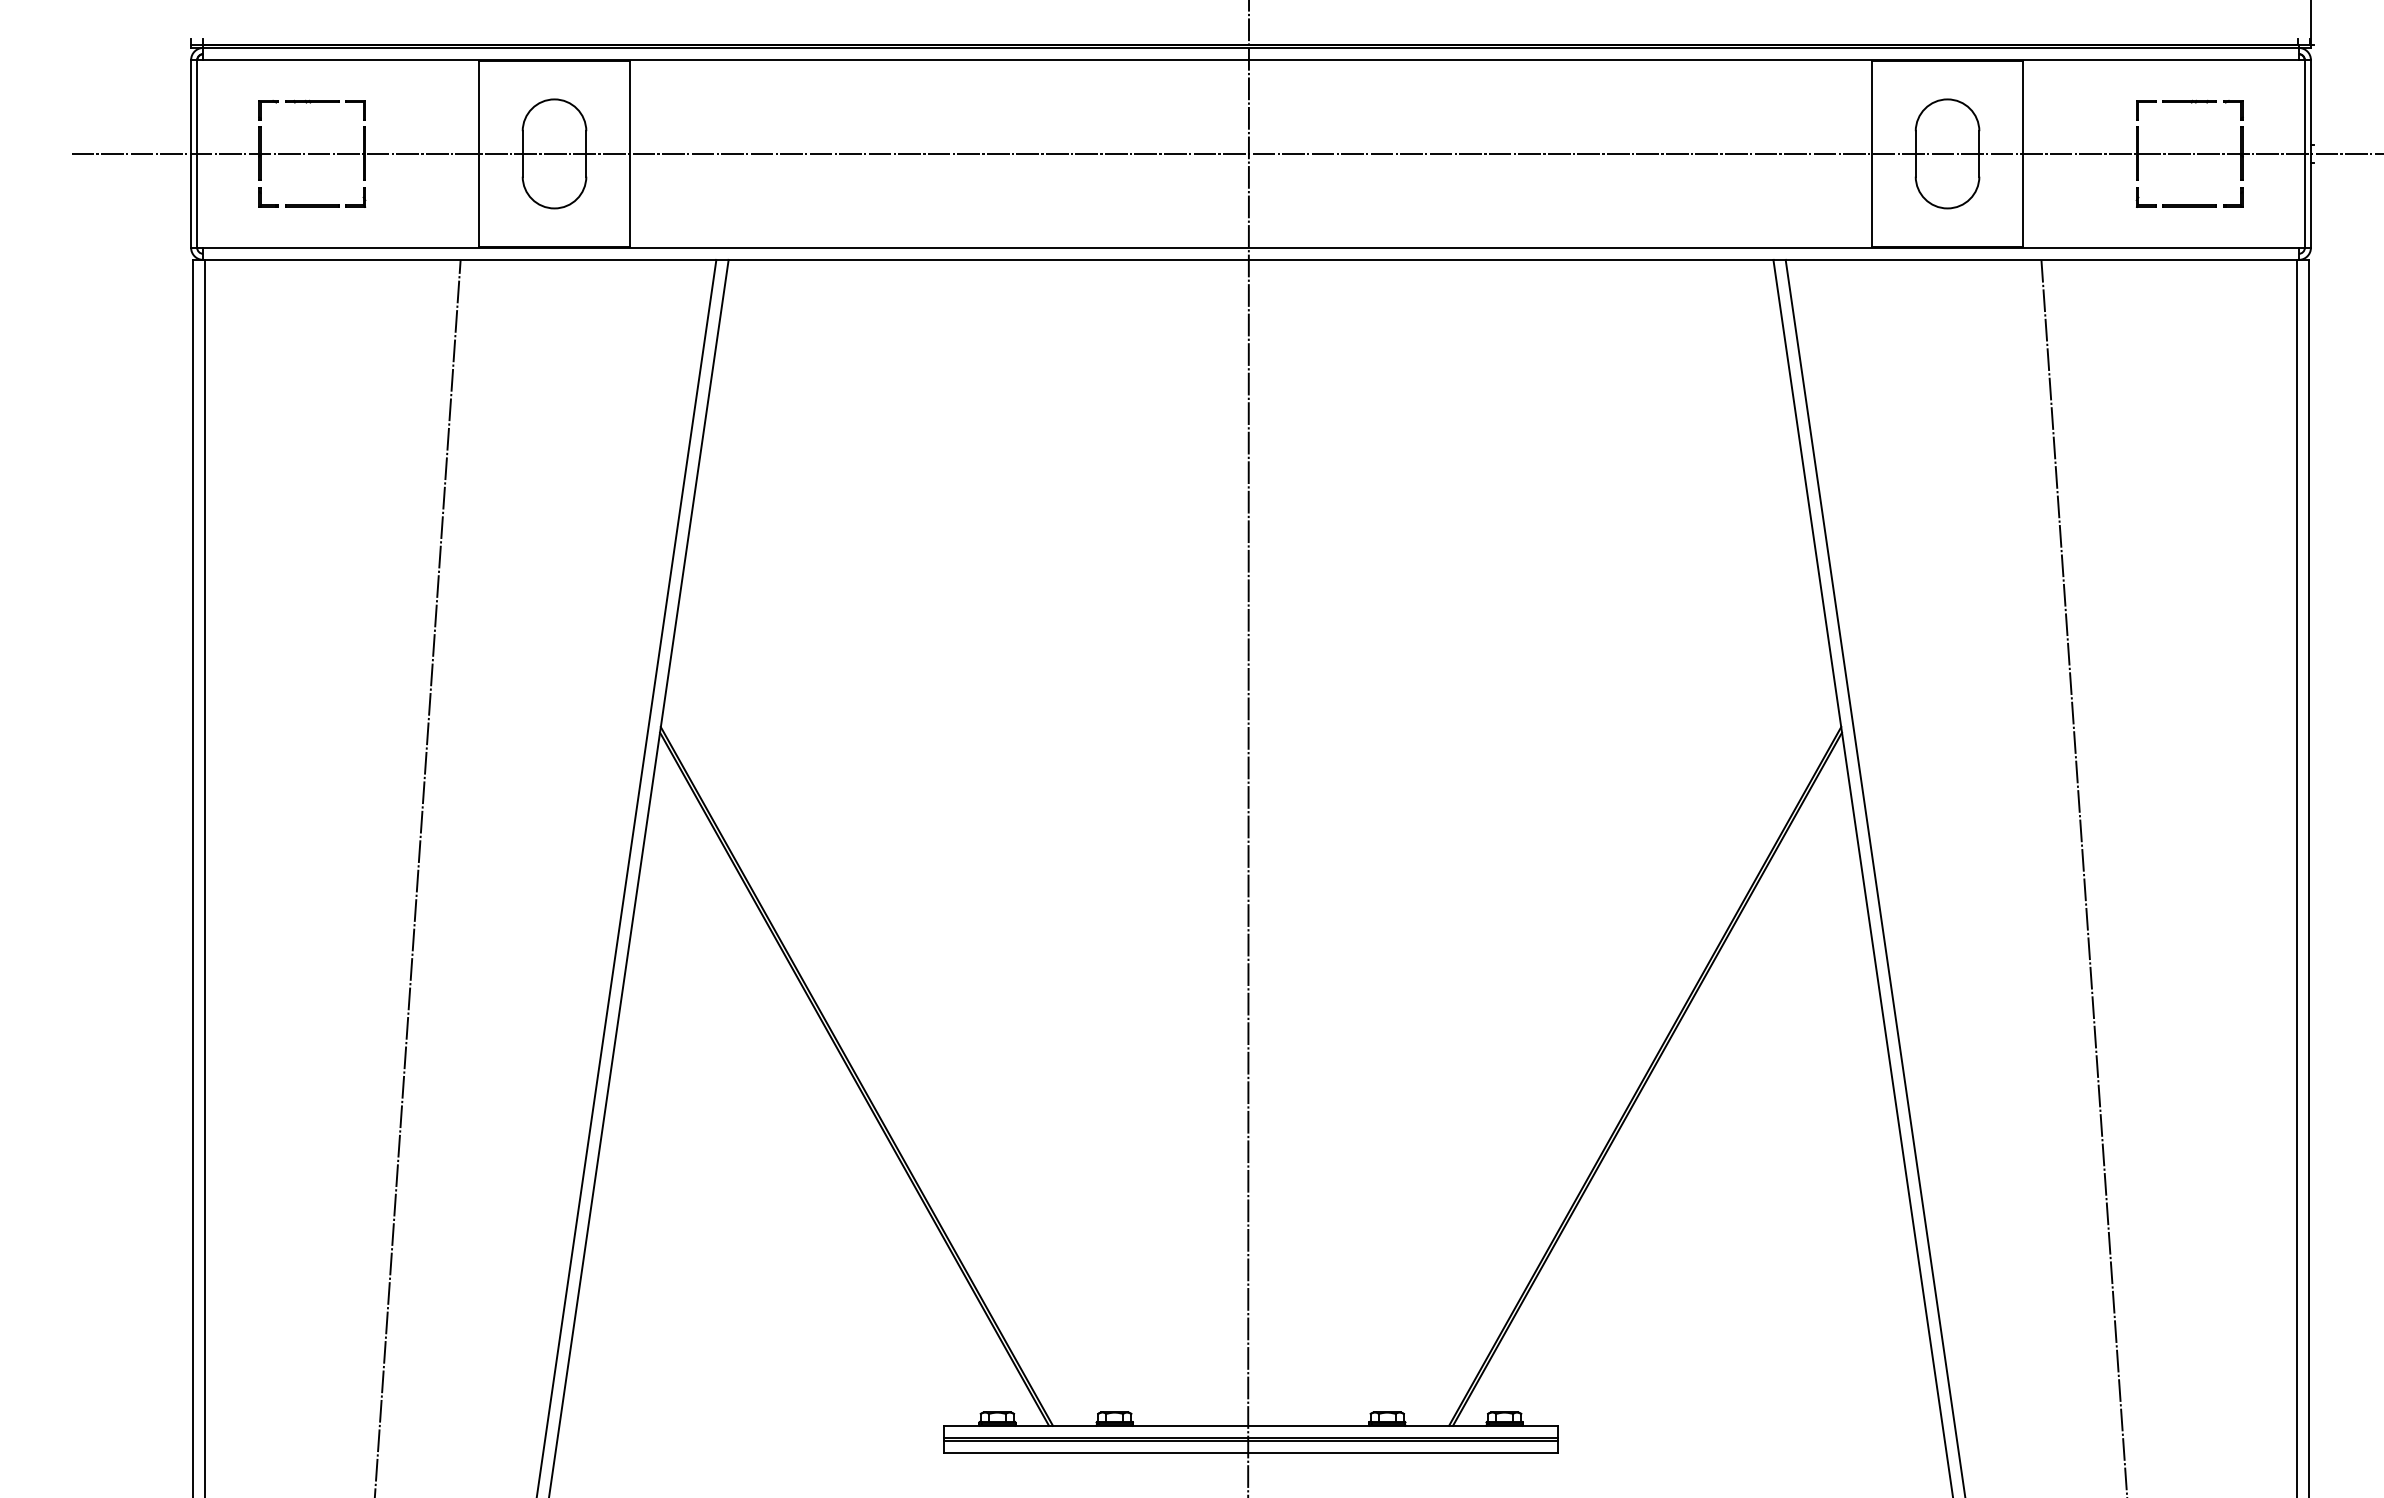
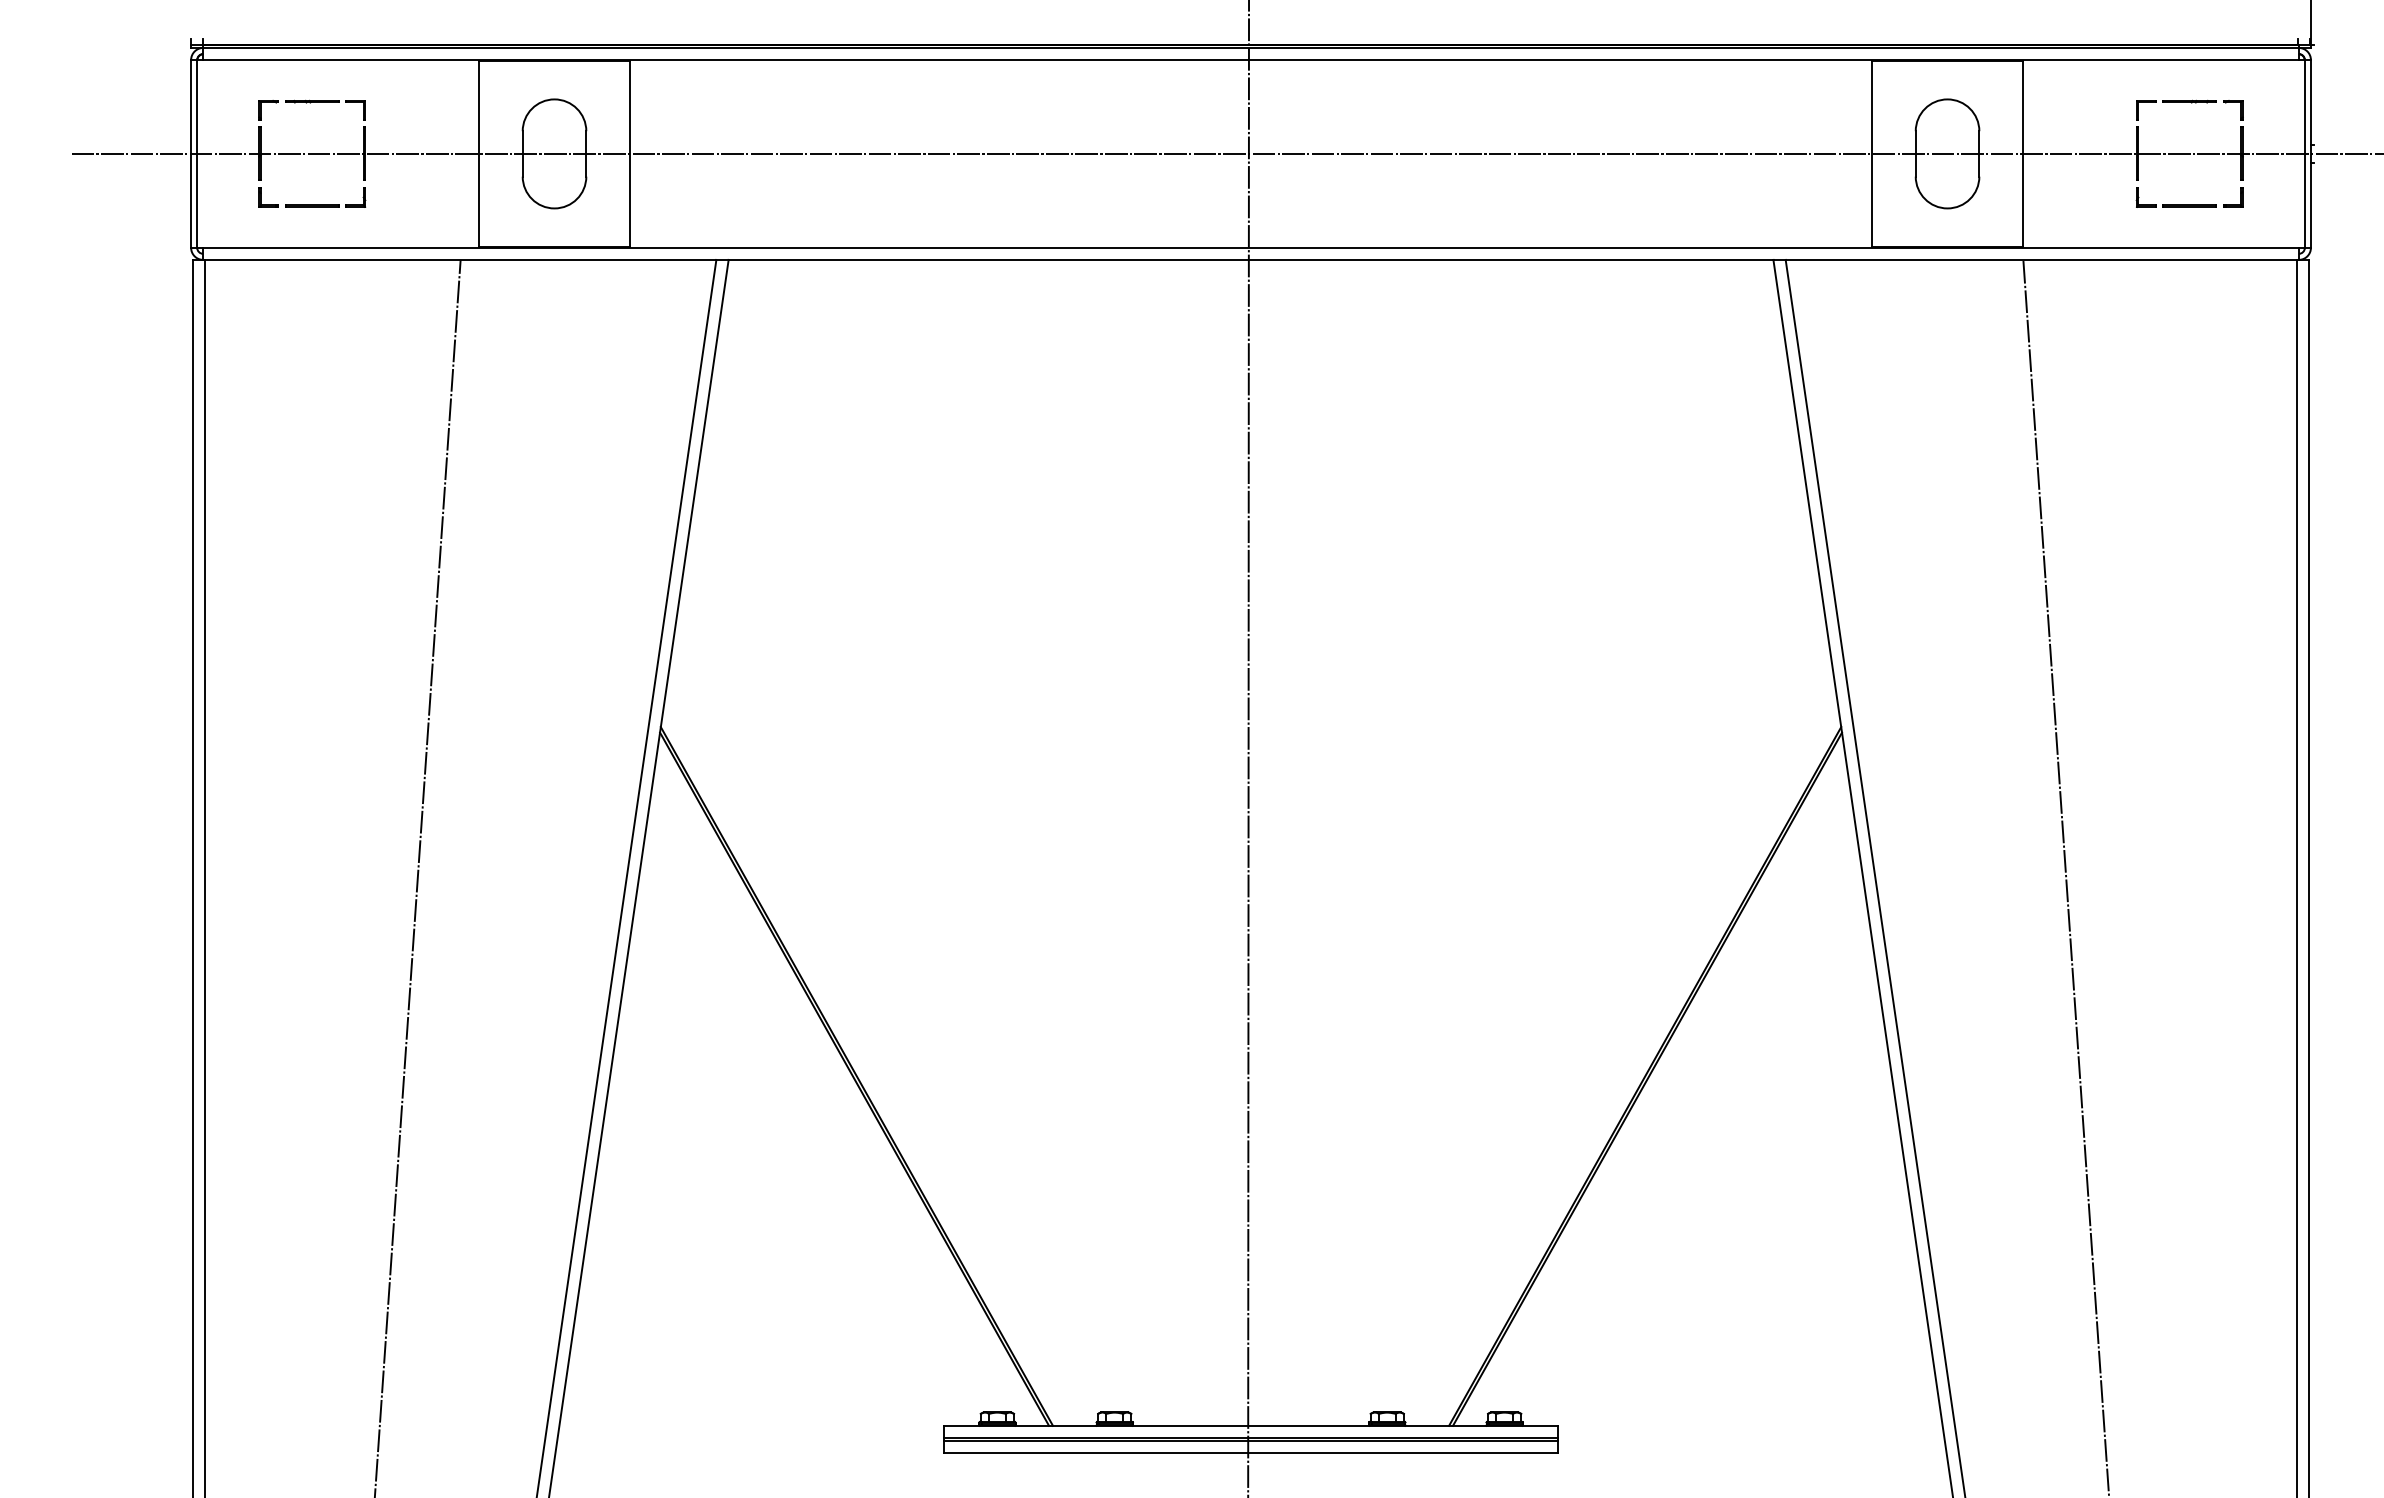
line position: (2083, 876) -> (2065, 877) (2065, 877)
